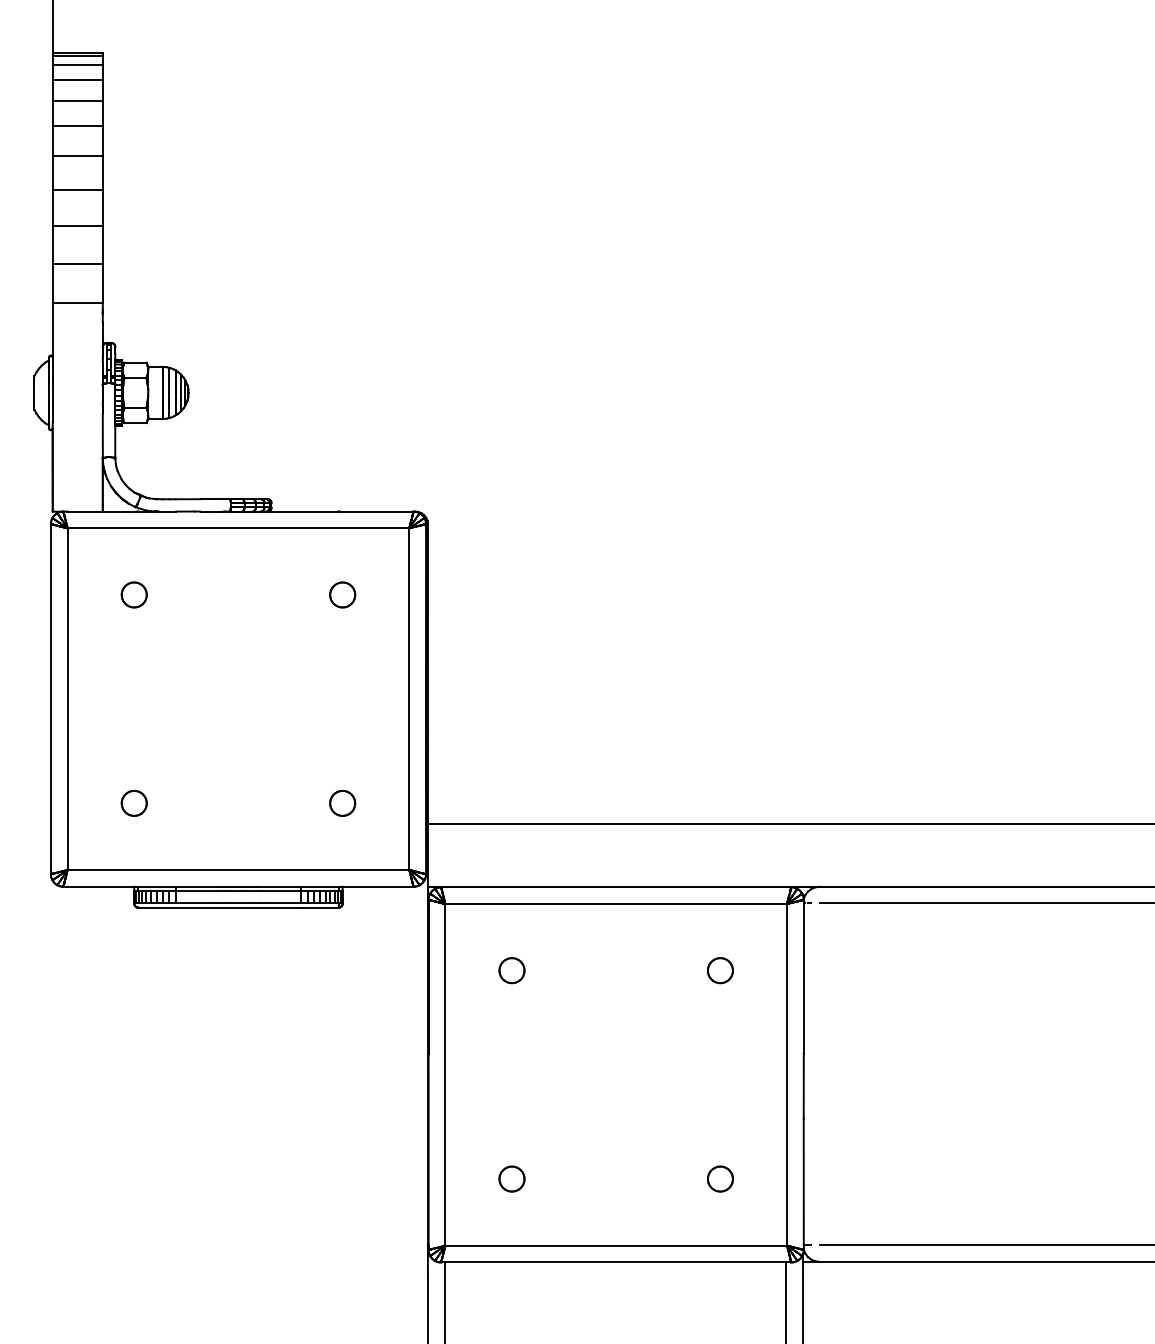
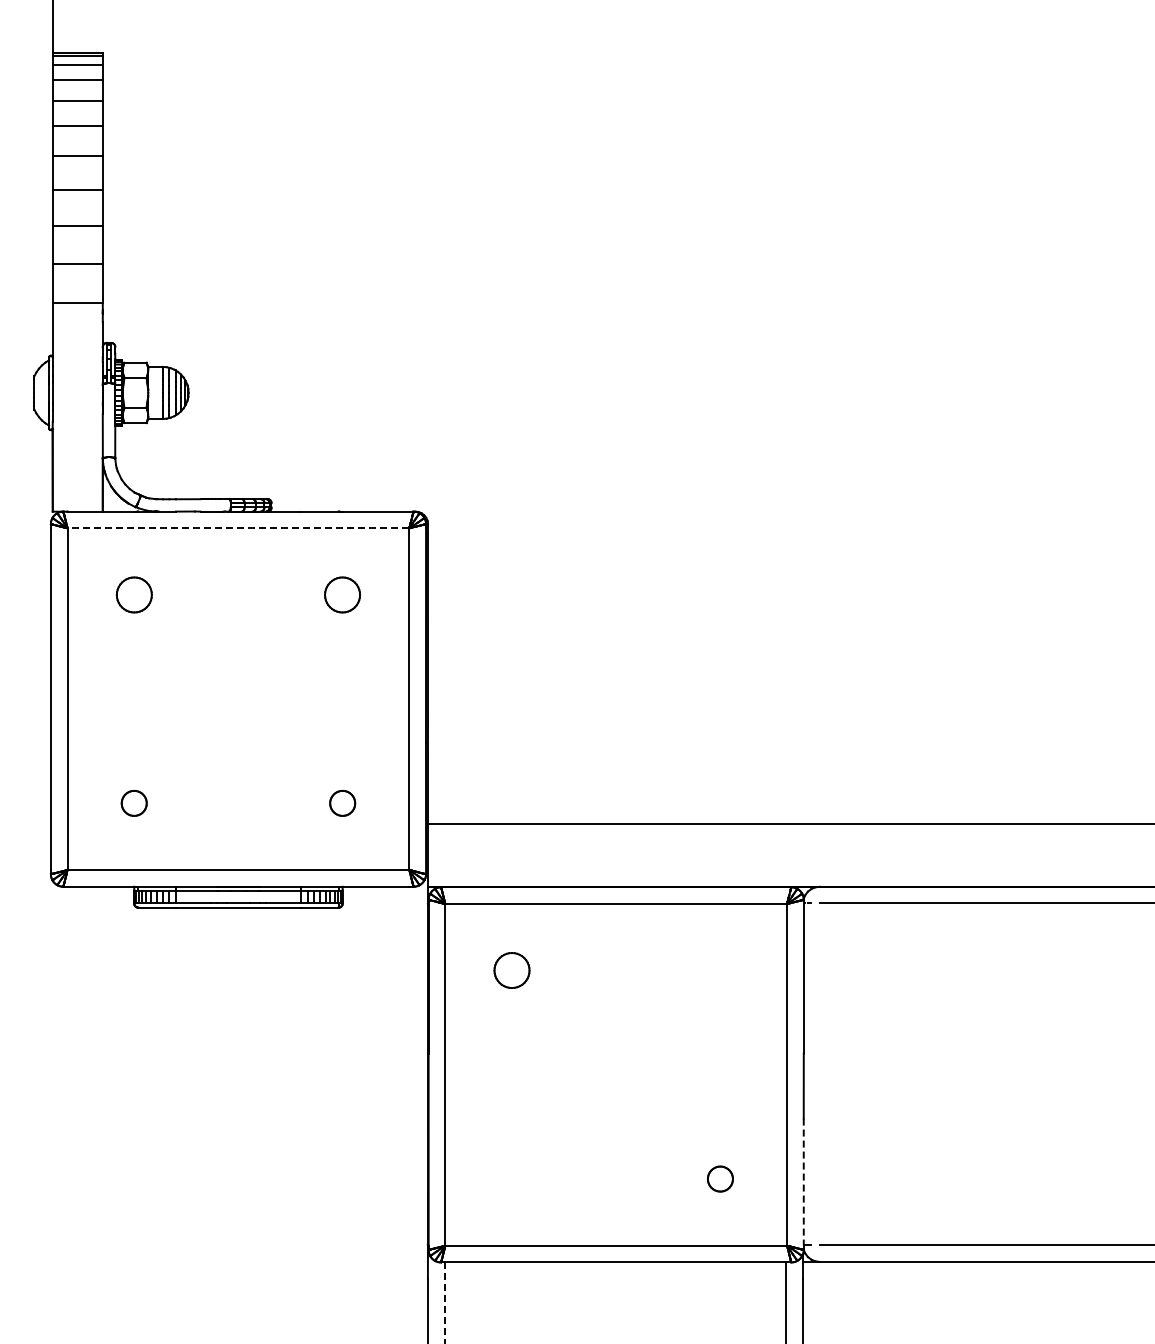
line: solid -> dashed (238, 528)
part size: 28x28 px -> 38x38 px (133, 594)
part size: 28x28 px -> 37x38 px (342, 594)
part size: 28x28 px -> 38x37 px (511, 970)
part: present -> none (720, 970)
part: present -> none (511, 1178)
line: solid -> dashed (803, 1182)
line: solid -> dashed (444, 1303)
